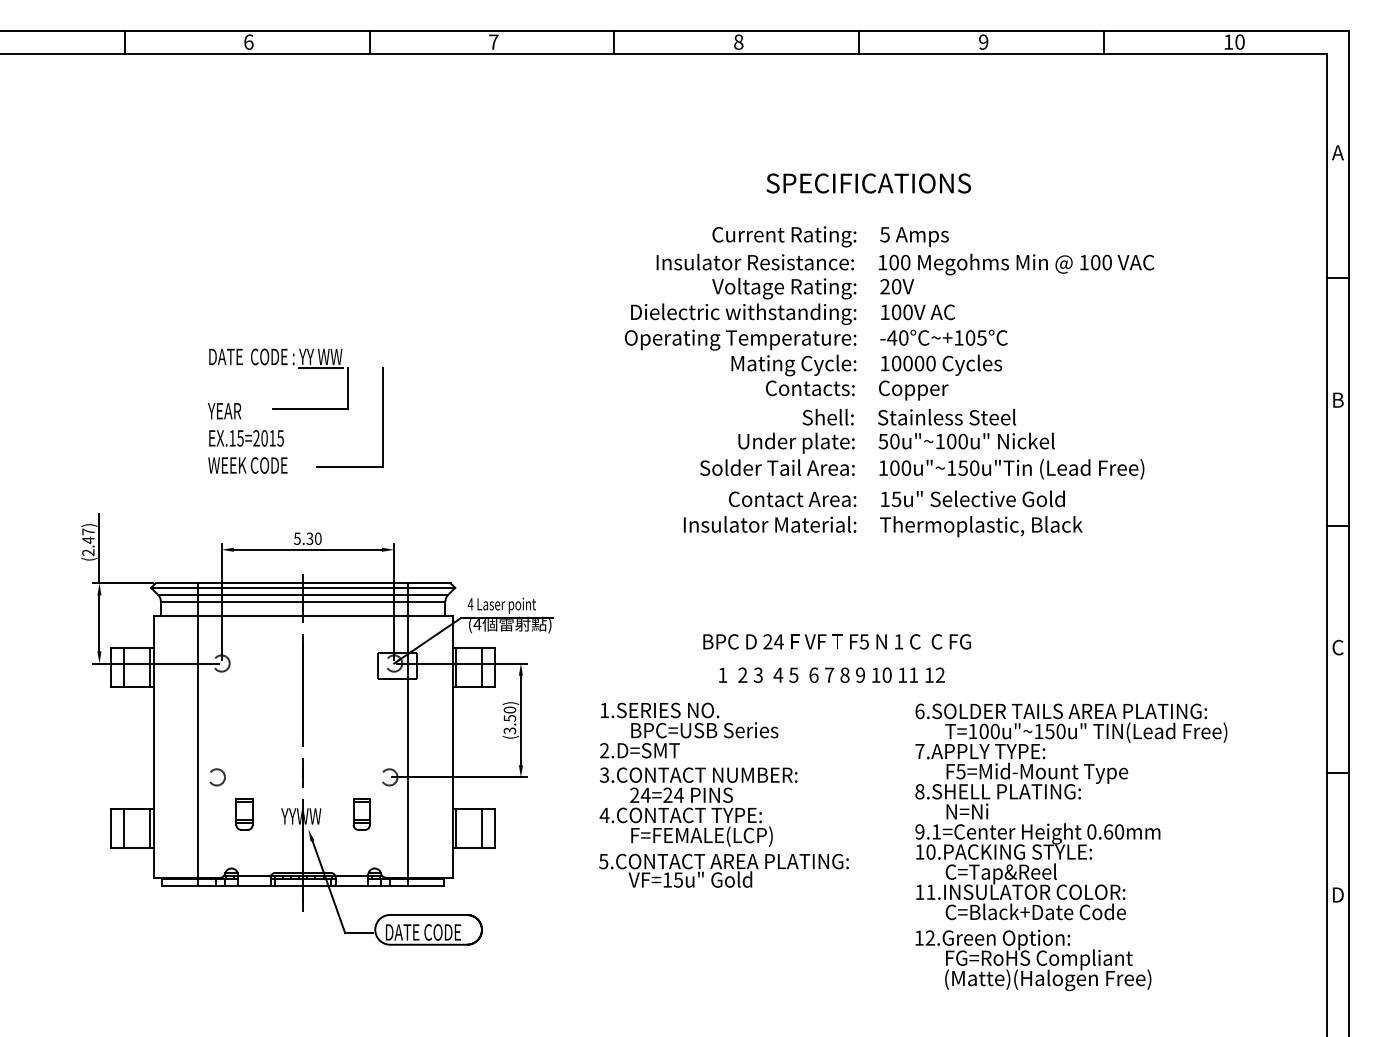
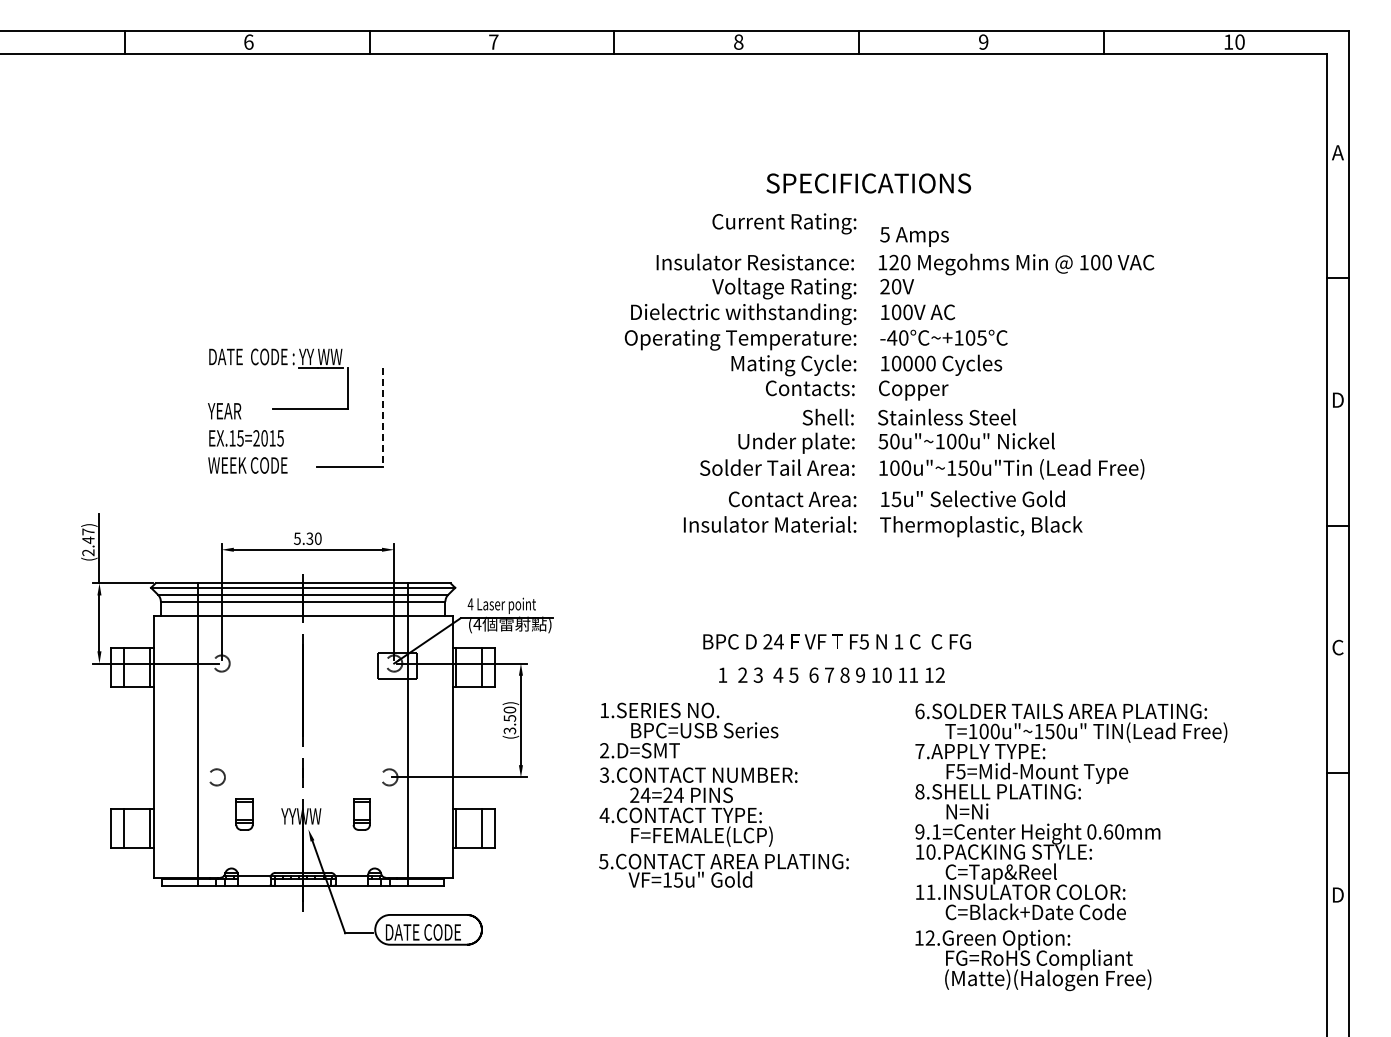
text position: (784, 236) -> (784, 223) (784, 223)
text: 100 -> 120 (893, 262)
text: B -> D (1338, 399)
line: solid -> dashed (383, 418)
